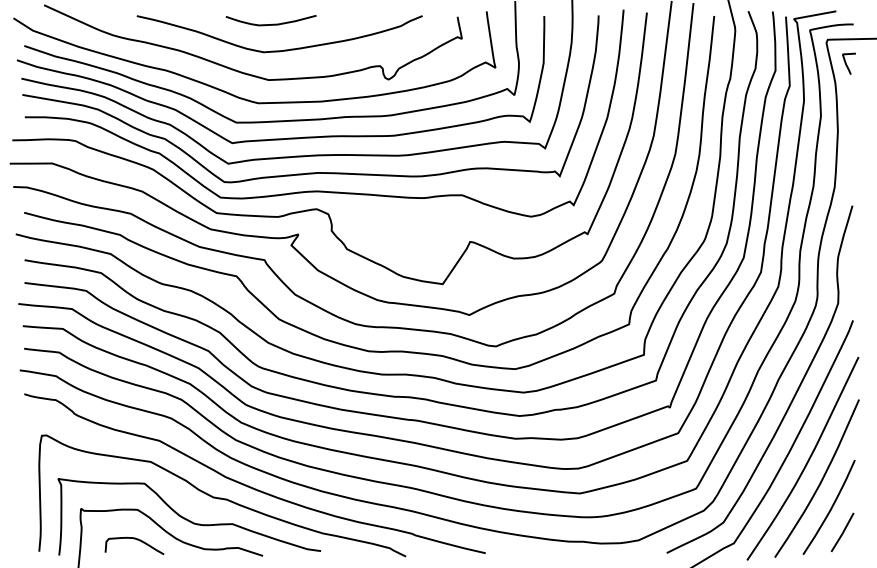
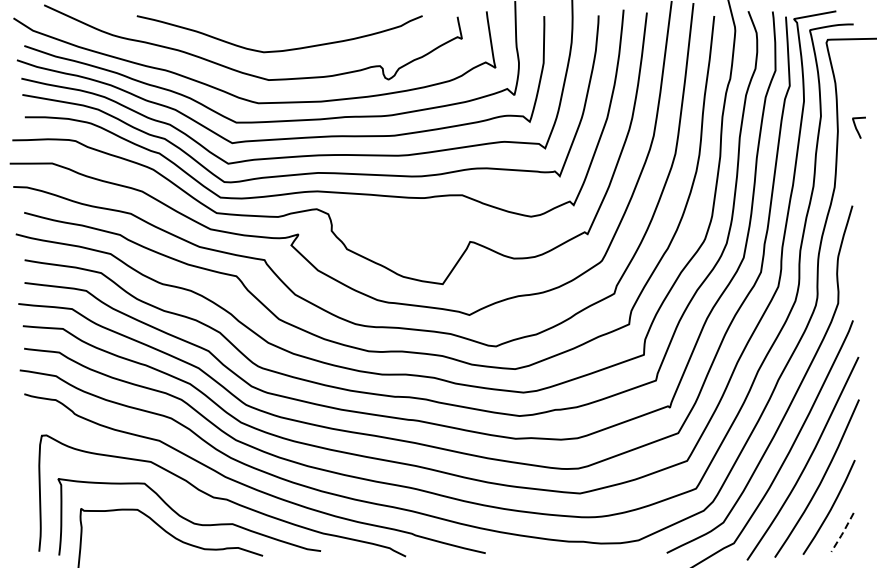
curve: present -> none (272, 23)
curve position: (847, 64) -> (857, 128) (857, 128)
line: solid -> dashed (843, 532)
curve: present -> none (137, 540)
